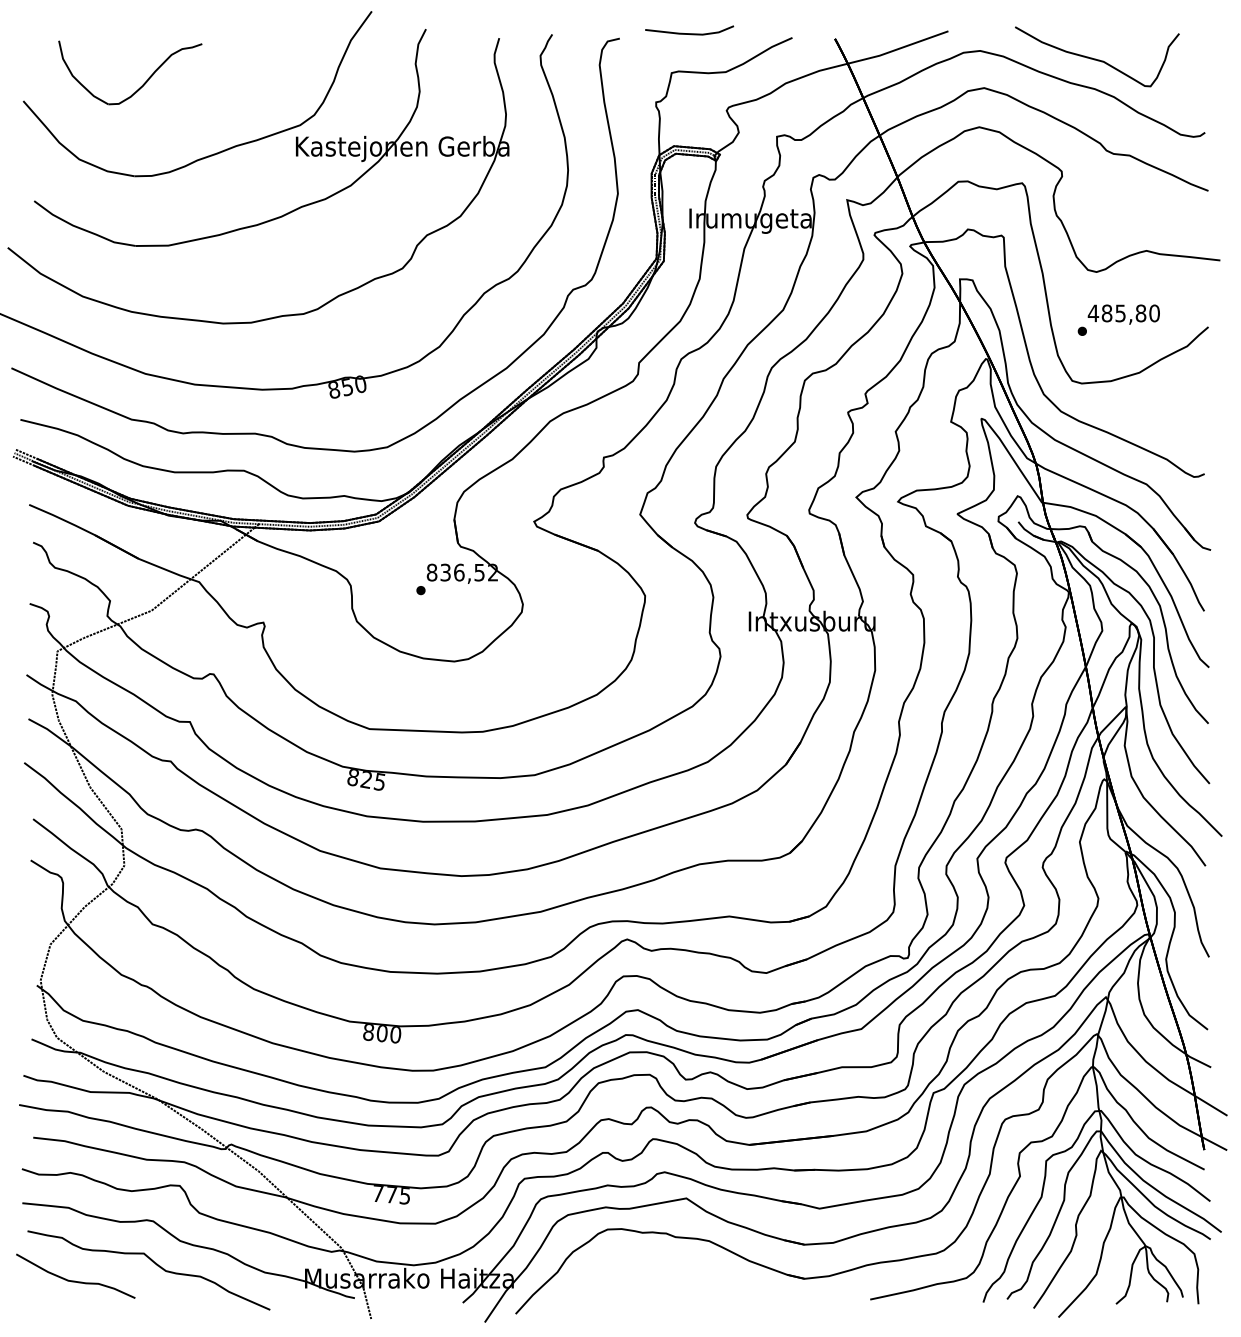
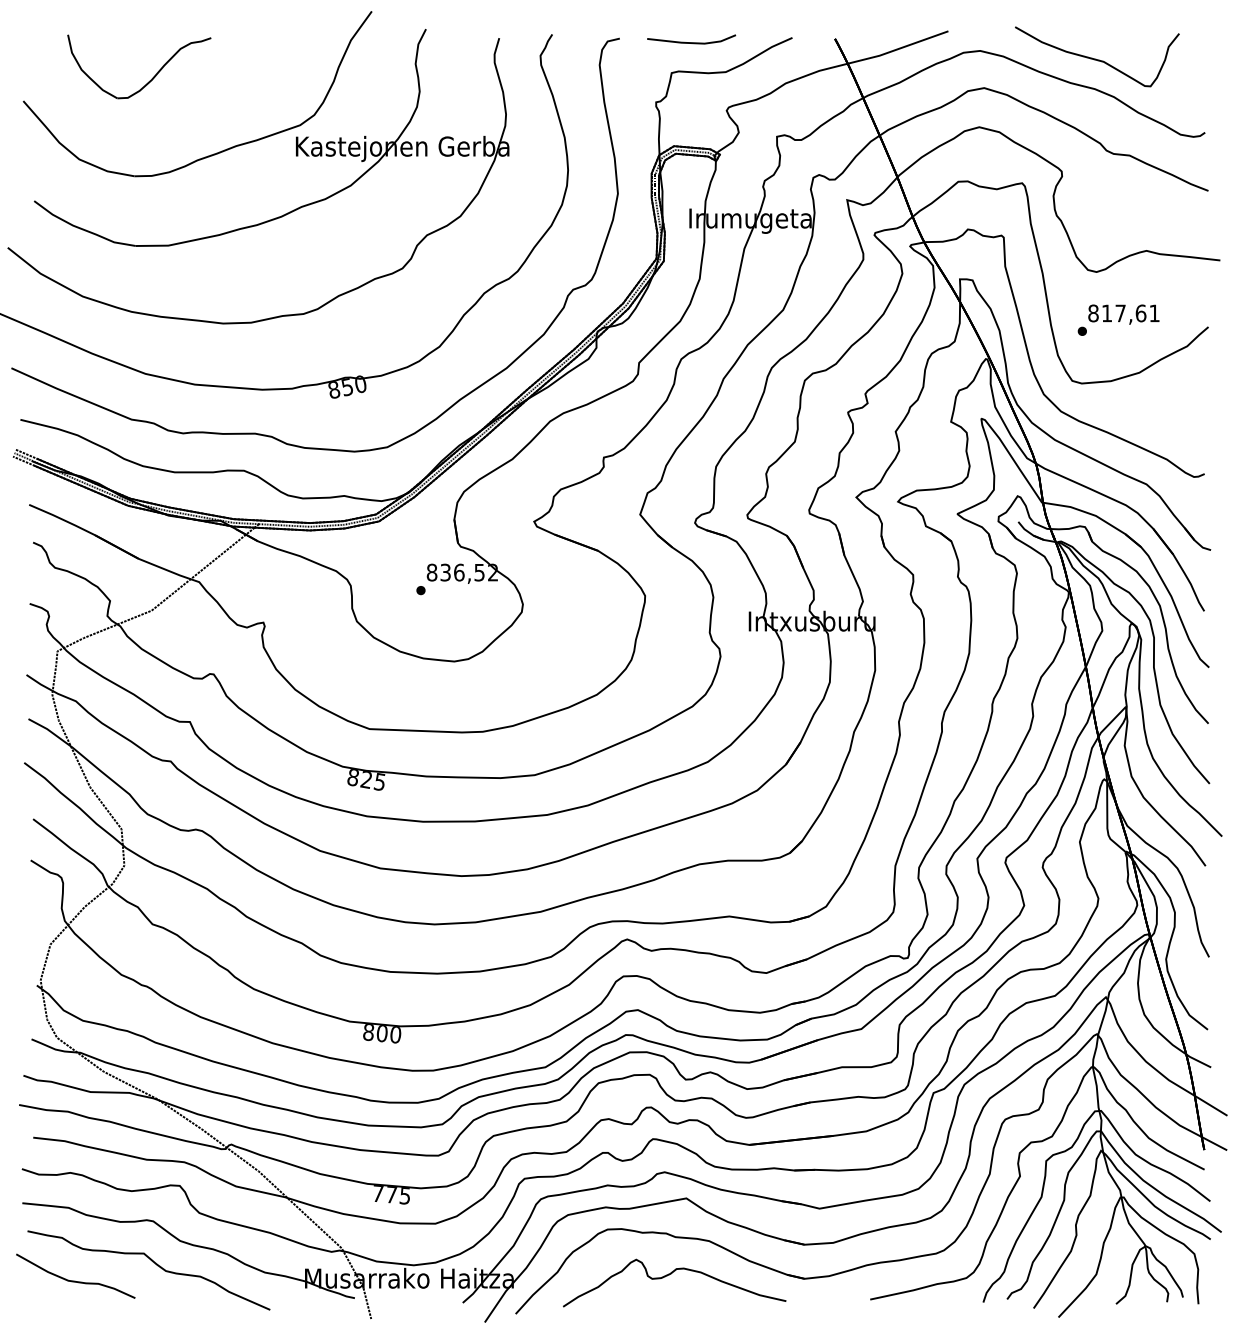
line position: (689, 33) -> (691, 42) (691, 42)
part position: (142, 84) -> (151, 78) (151, 78)
text: 485,80 -> 817,61 (1123, 313)
curve: none -> present (671, 1274)
